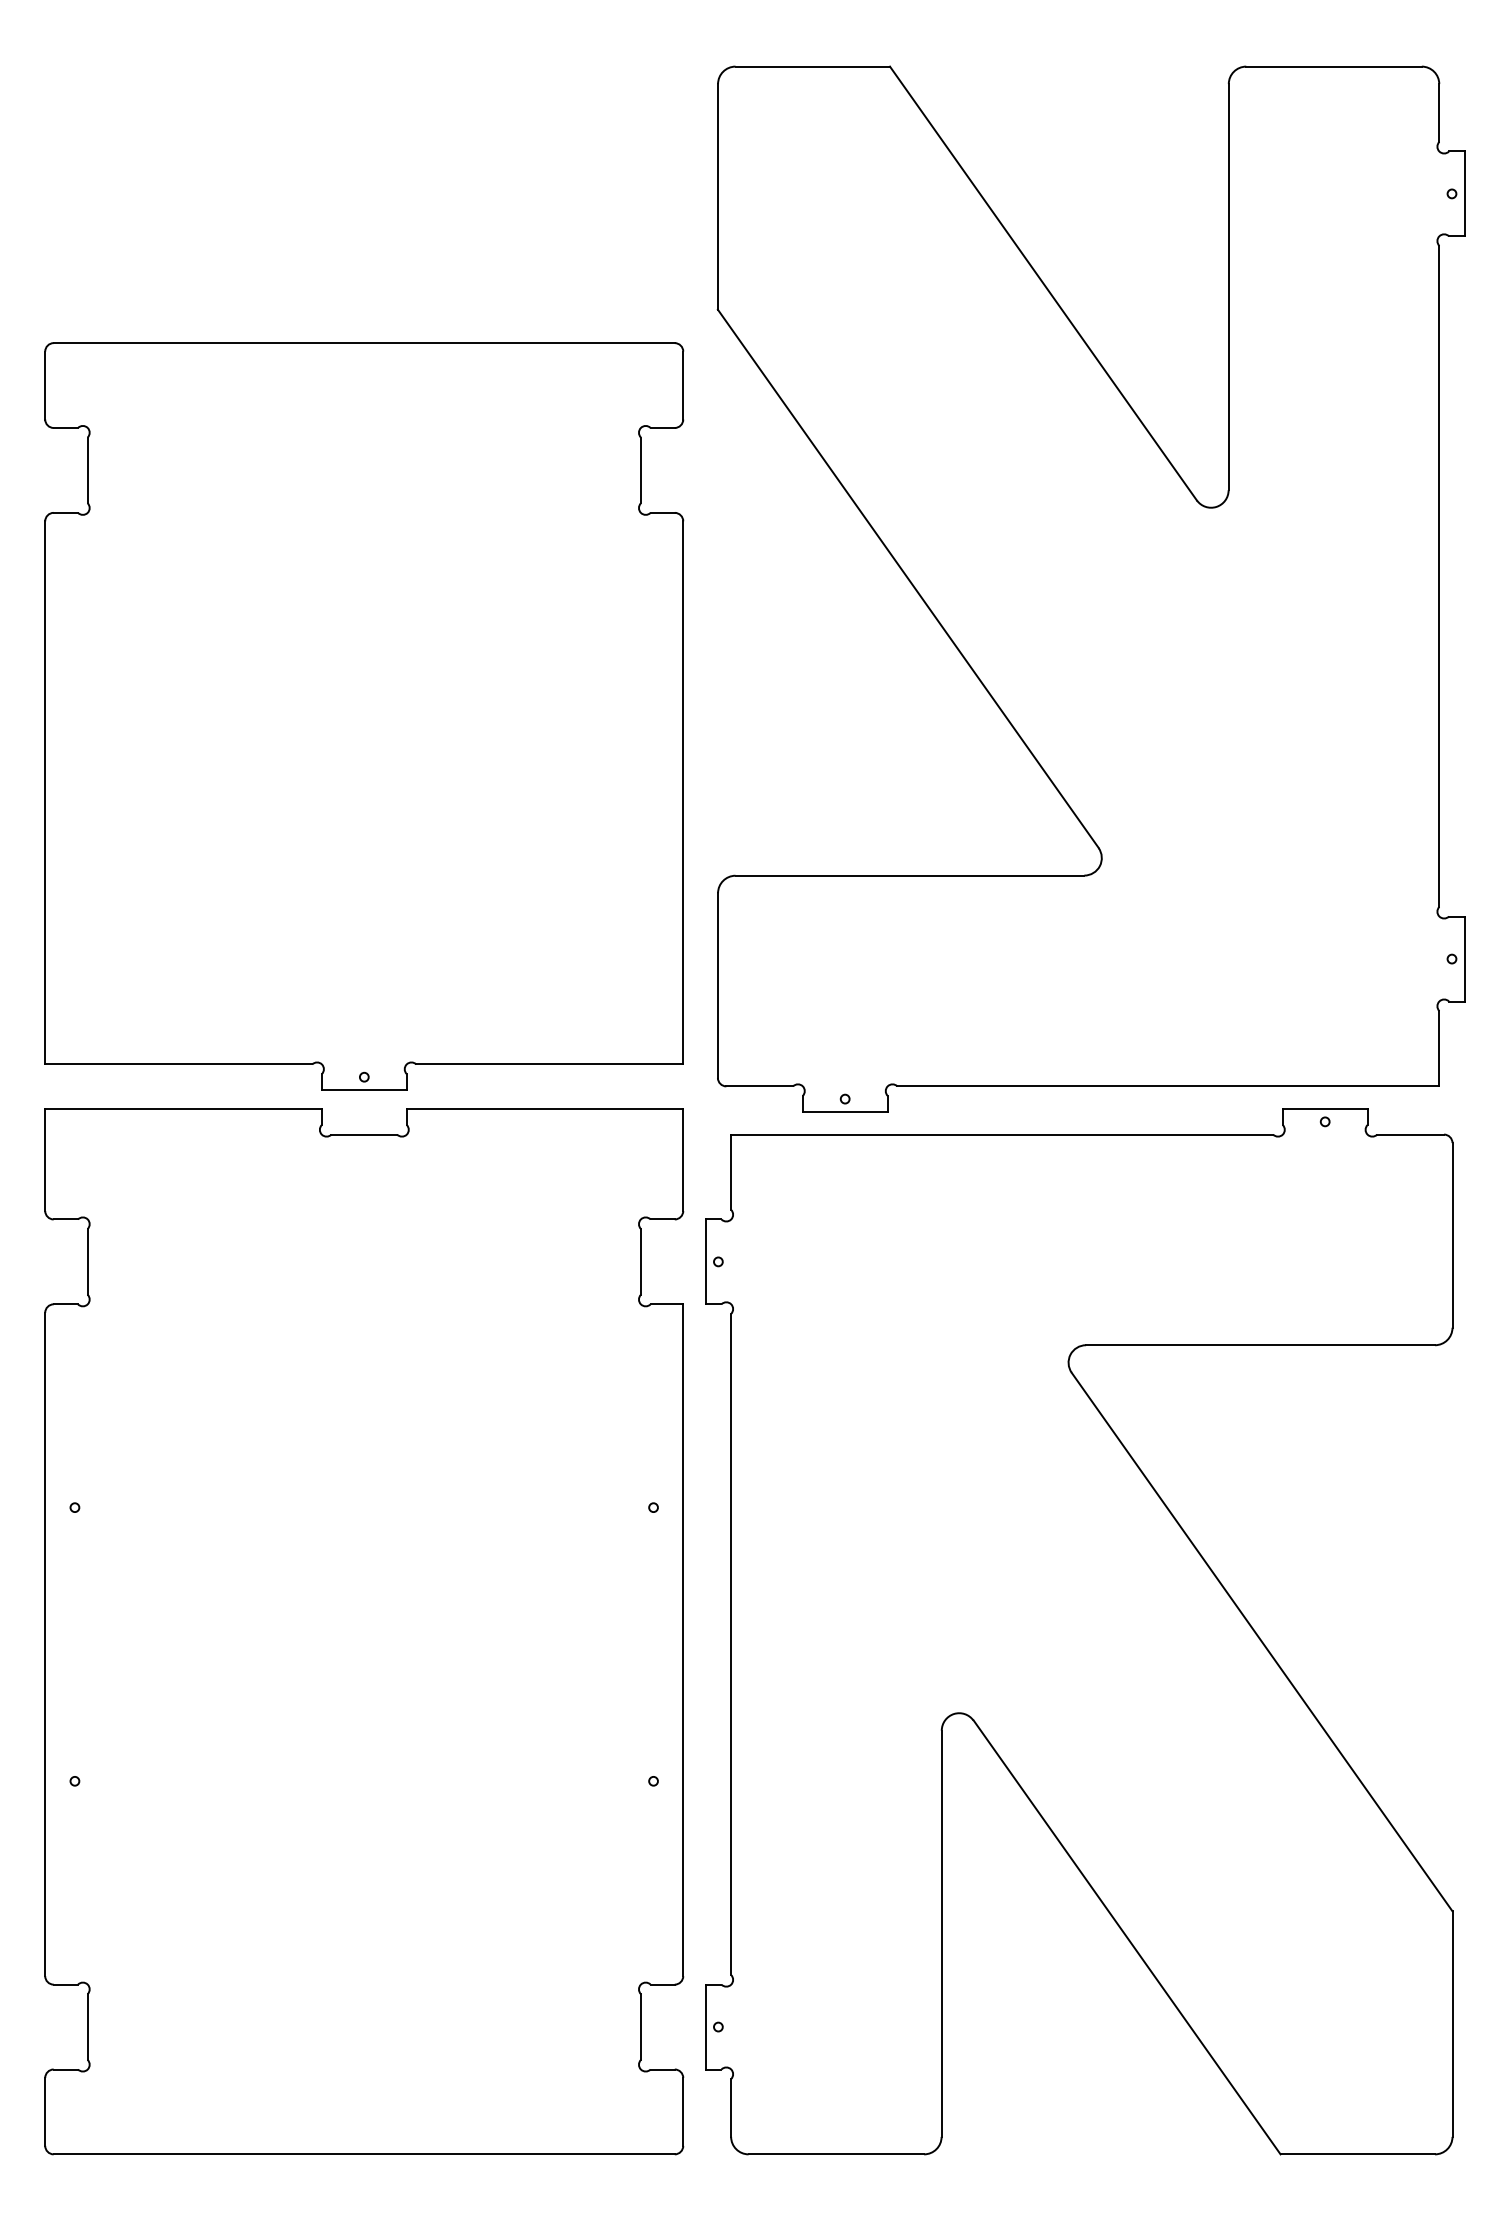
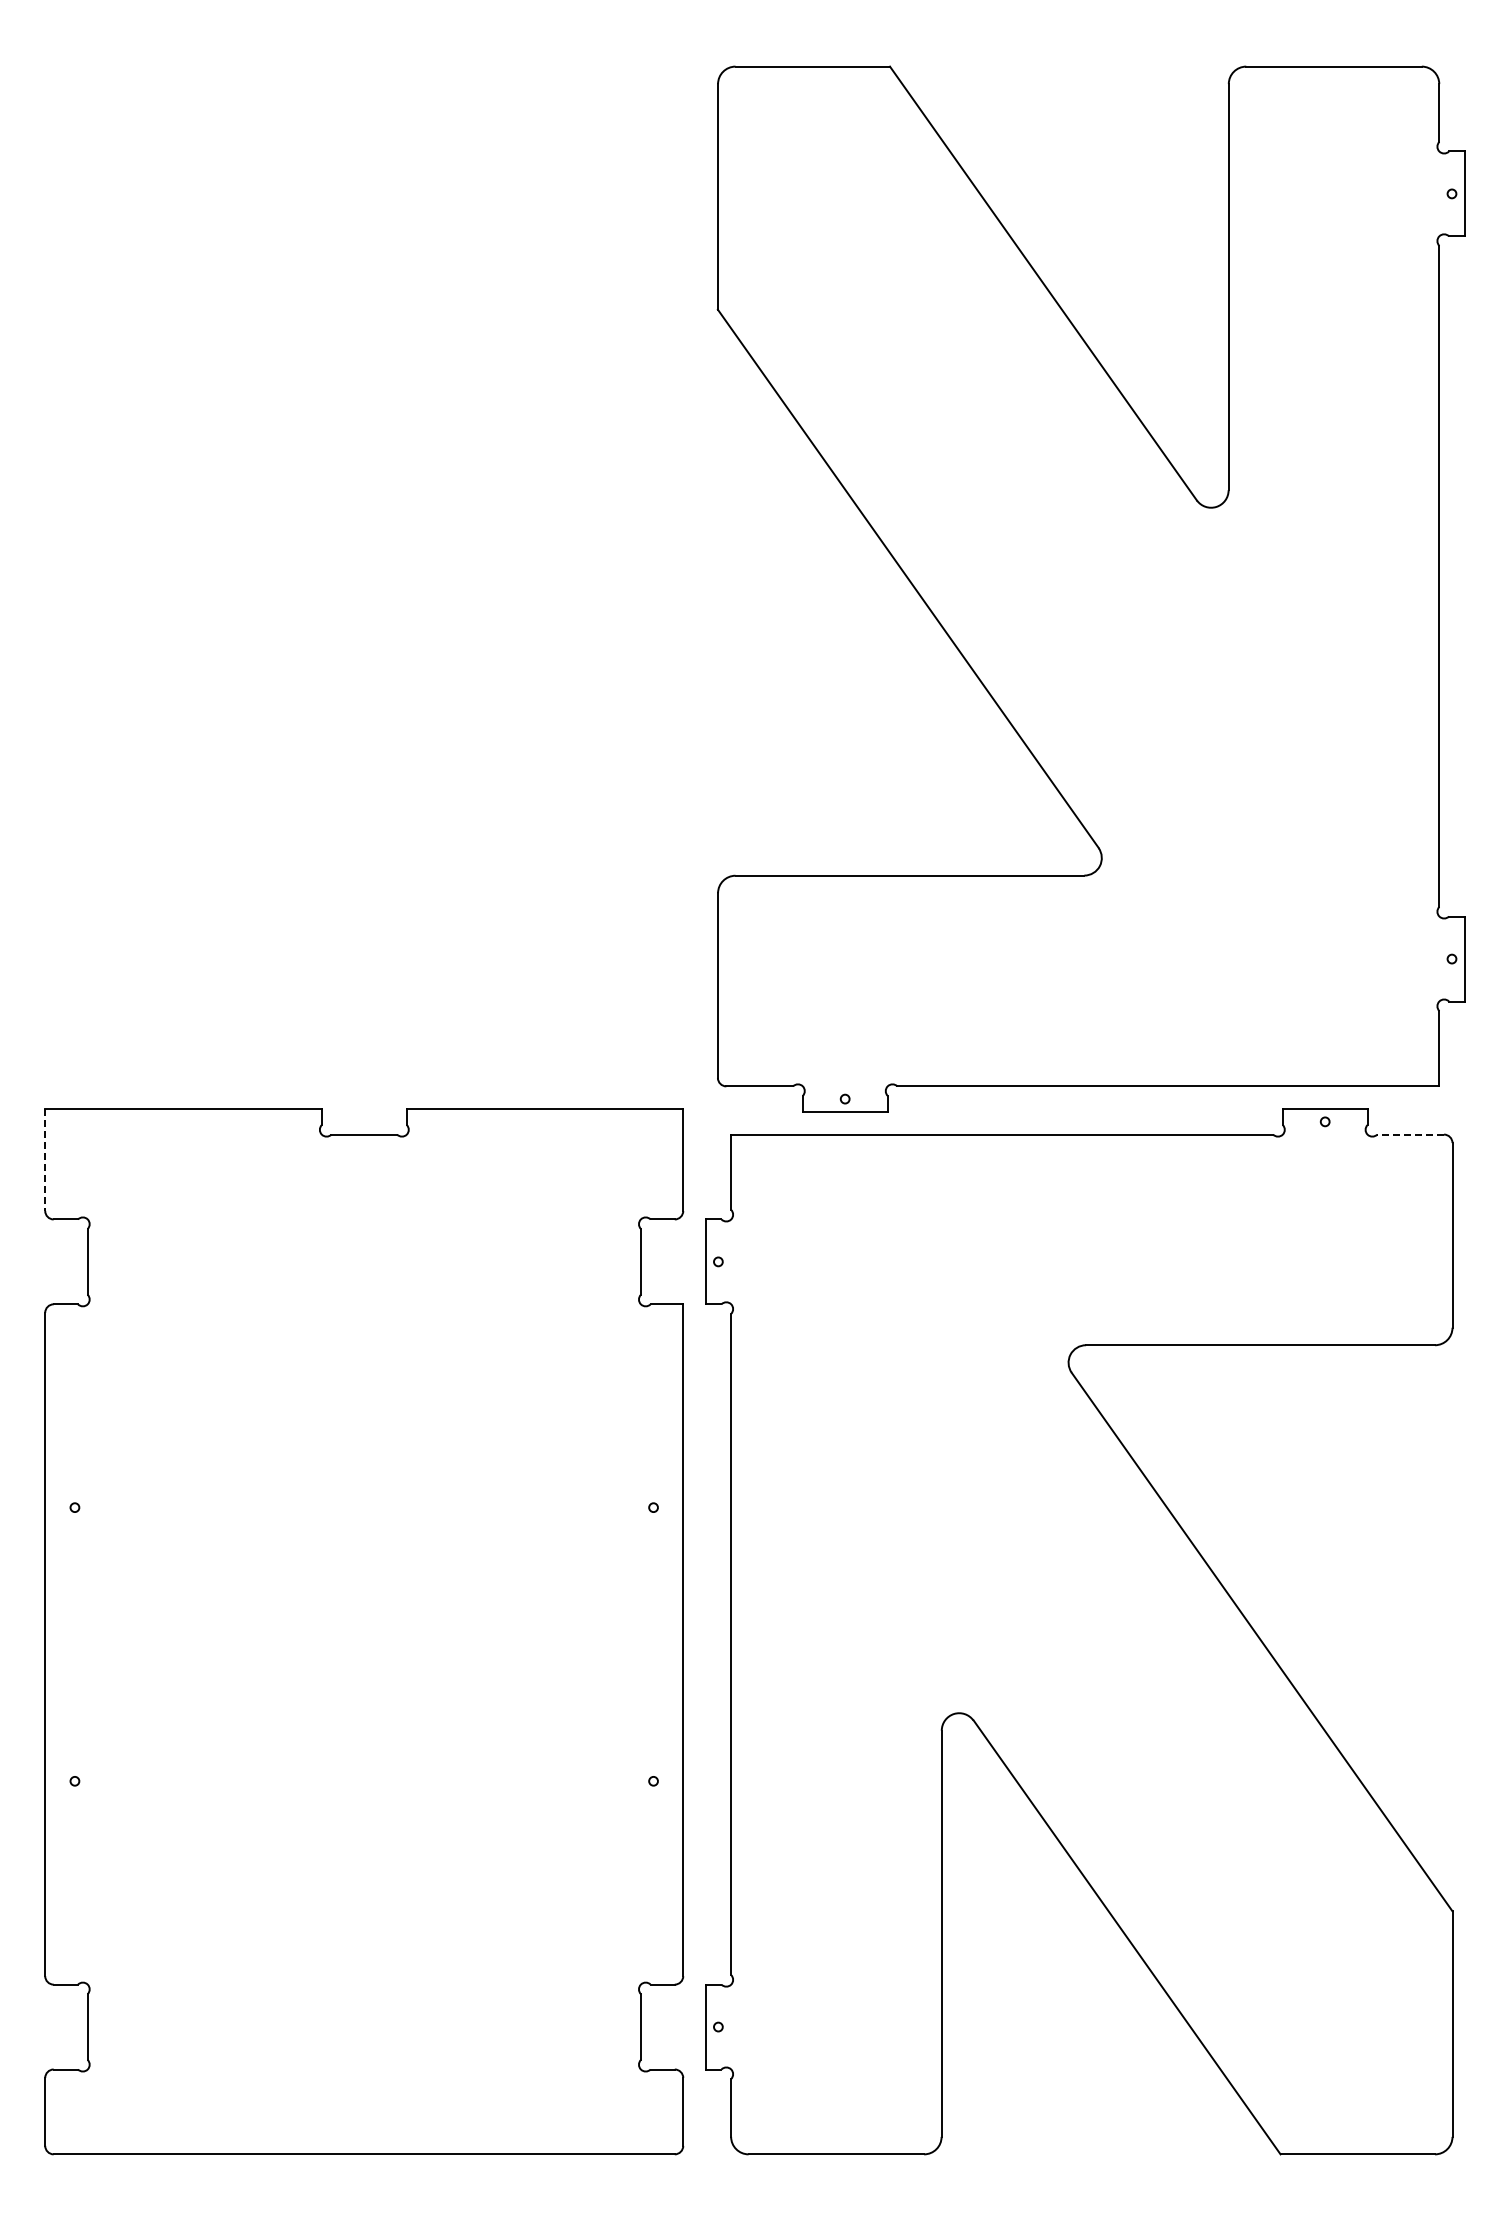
part: present -> none (364, 716)
line: solid -> dashed (1410, 1134)
line: solid -> dashed (45, 1160)
